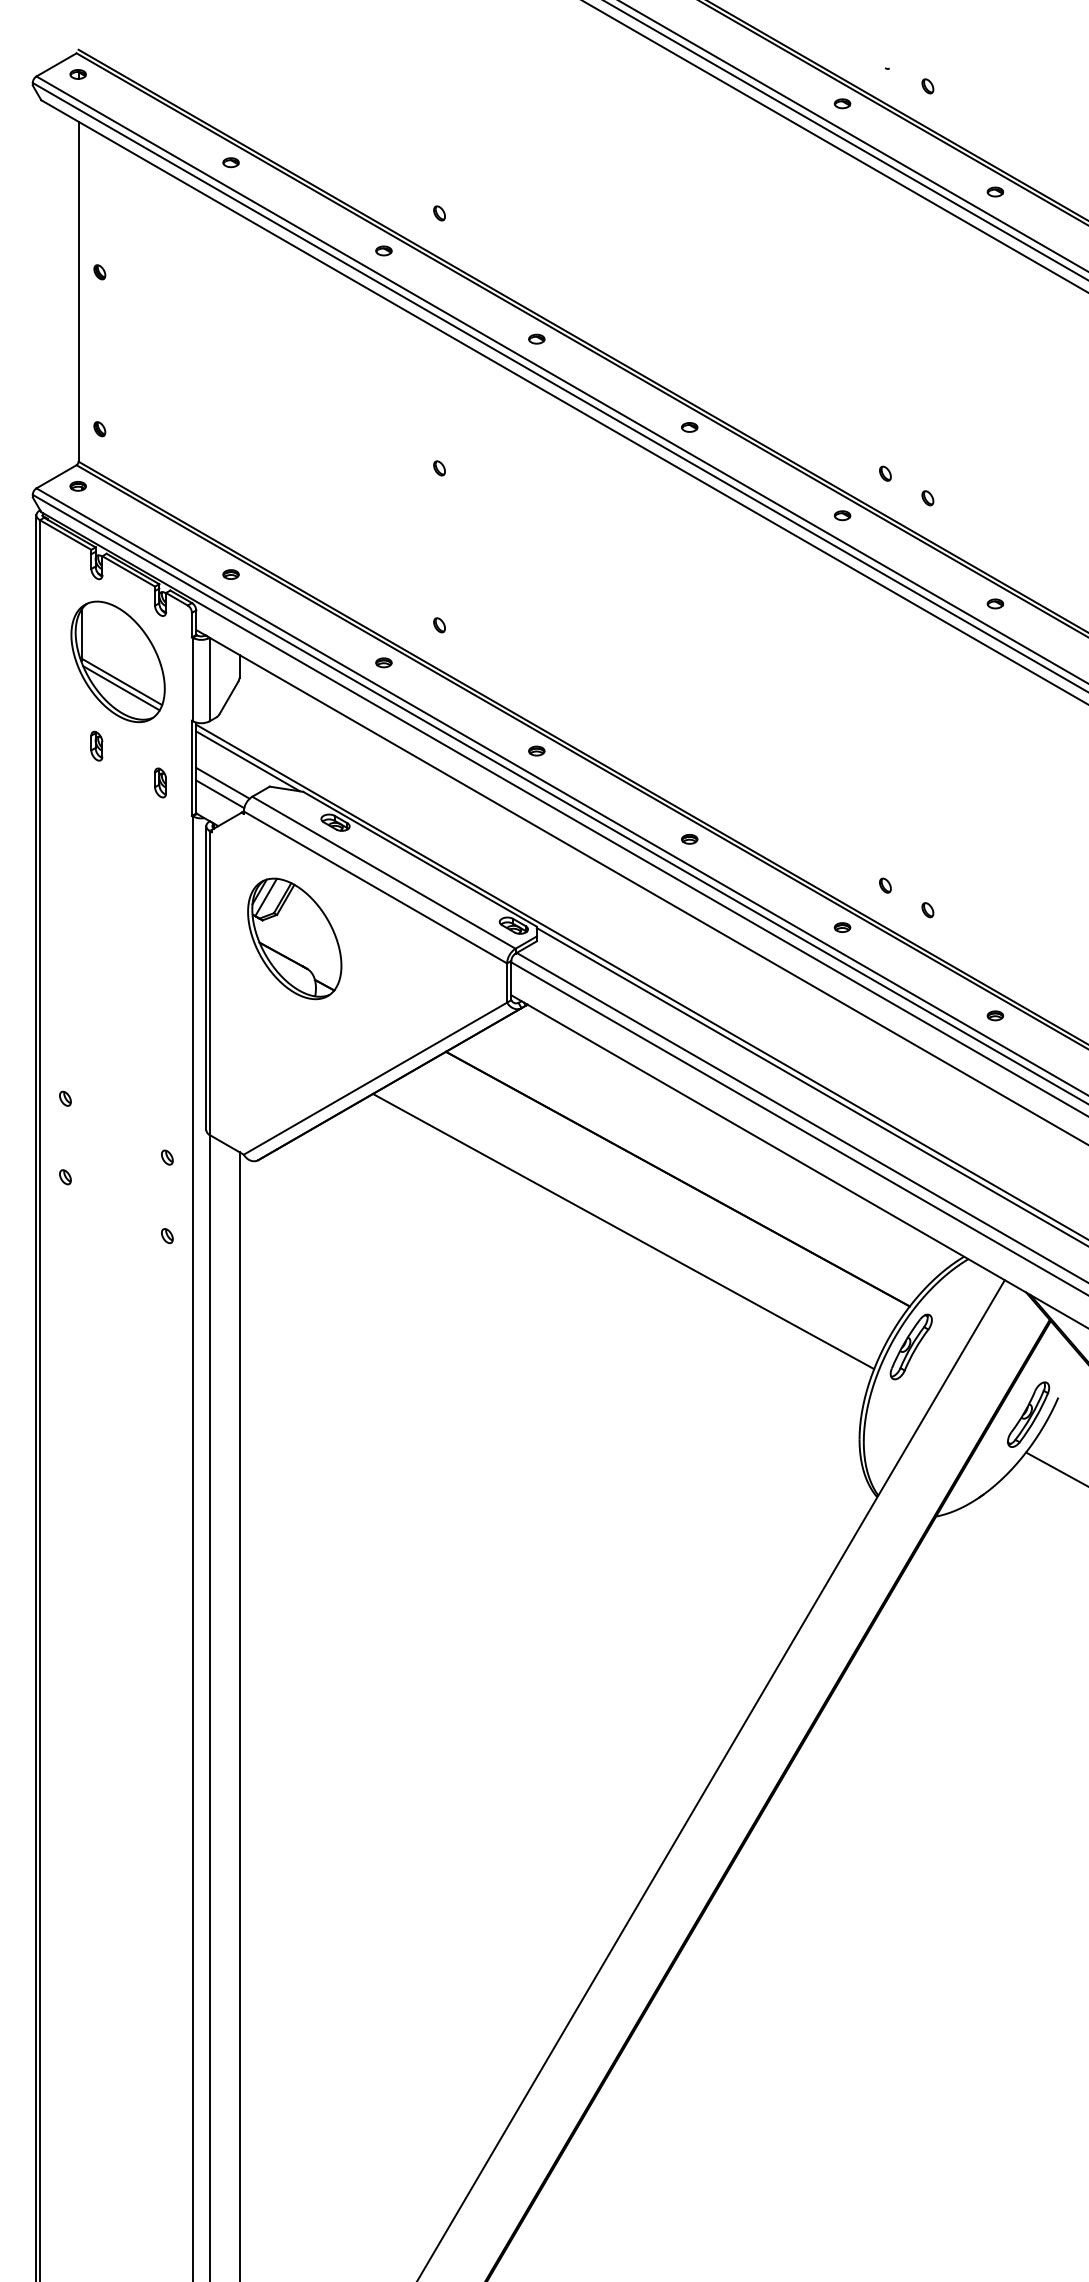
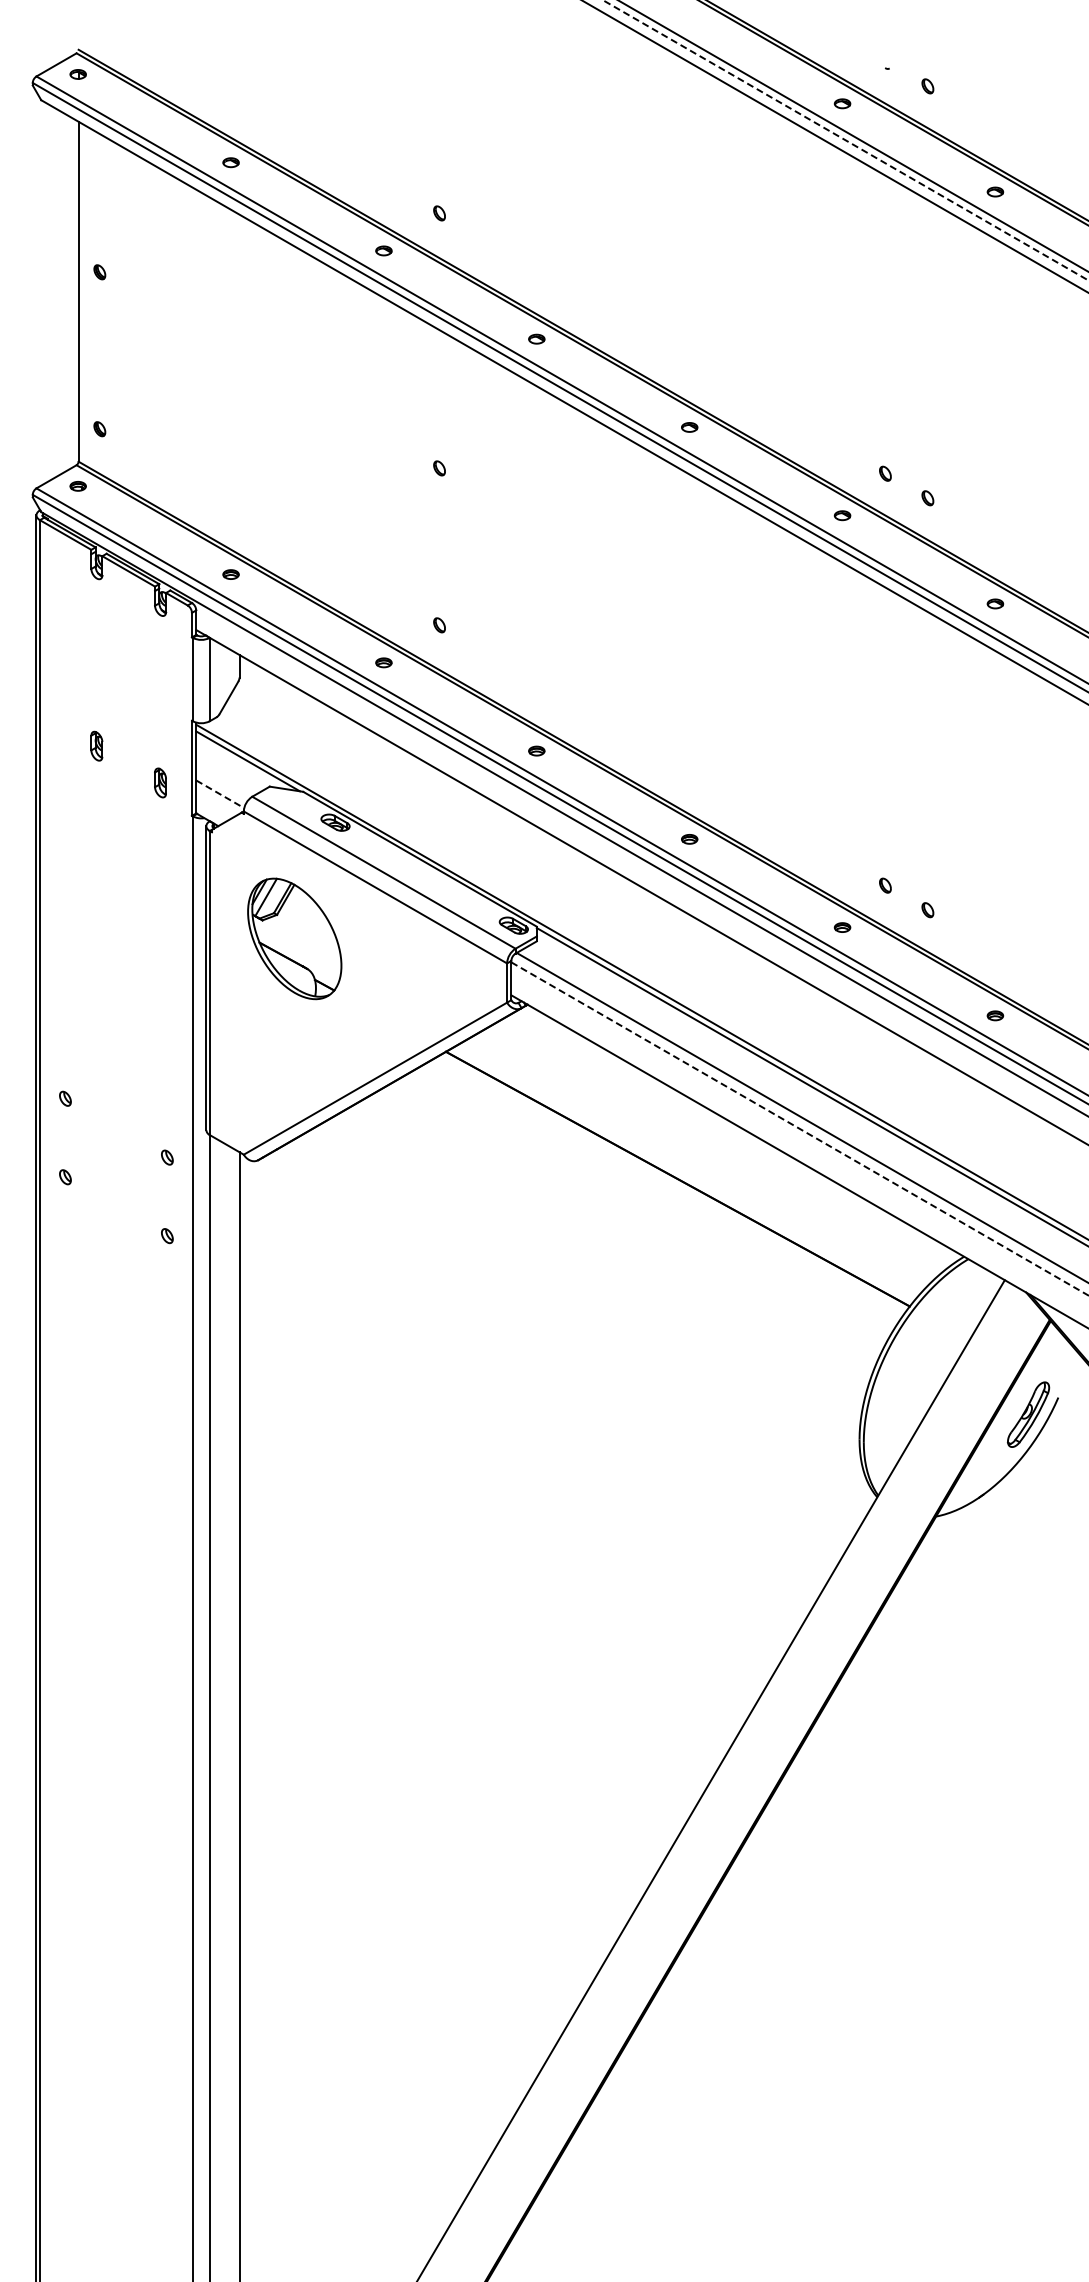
line: solid -> dashed (845, 140)
part: present -> none (117, 661)
line: present -> none (222, 782)
line: solid -> dashed (220, 794)
line: solid -> dashed (800, 1129)
line: present -> none (623, 1231)
part: present -> none (910, 1346)
line: present -> none (1055, 1468)
